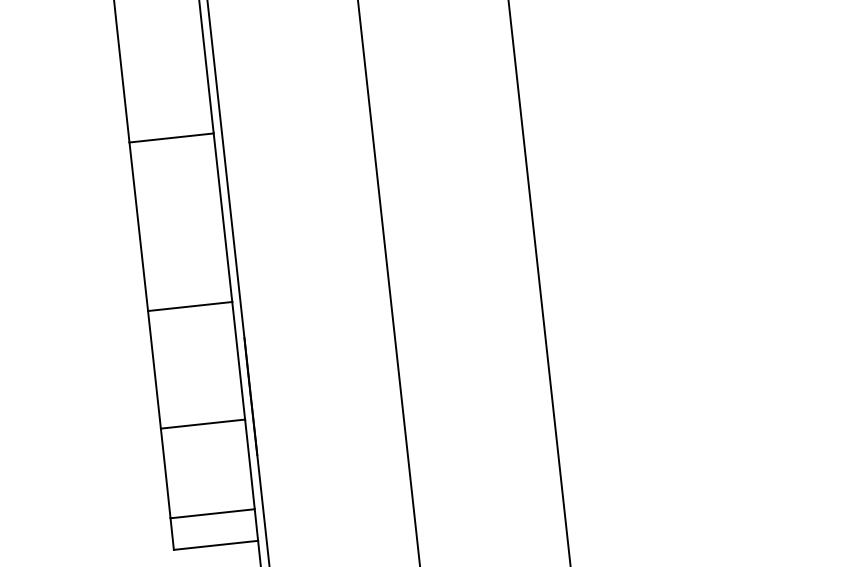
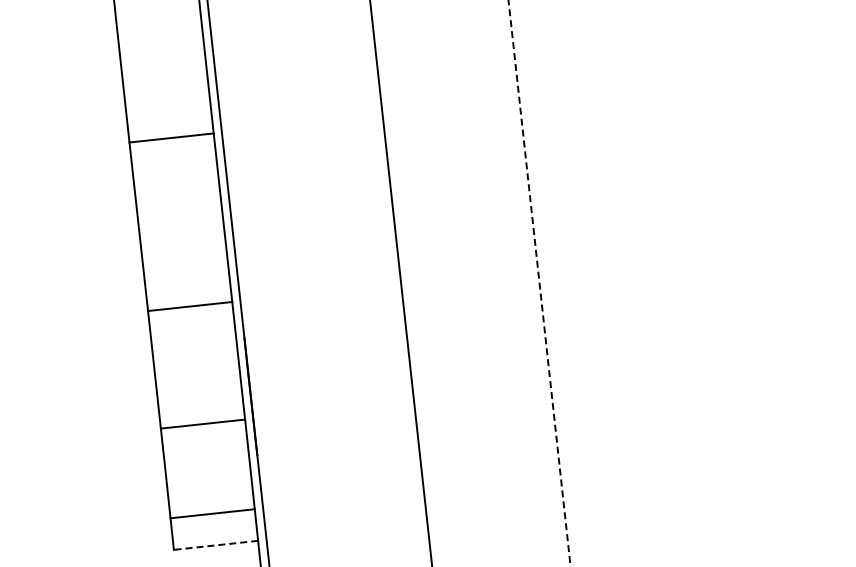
line position: (388, 282) -> (400, 282) (400, 282)
line: solid -> dashed (539, 283)
line: solid -> dashed (215, 545)
